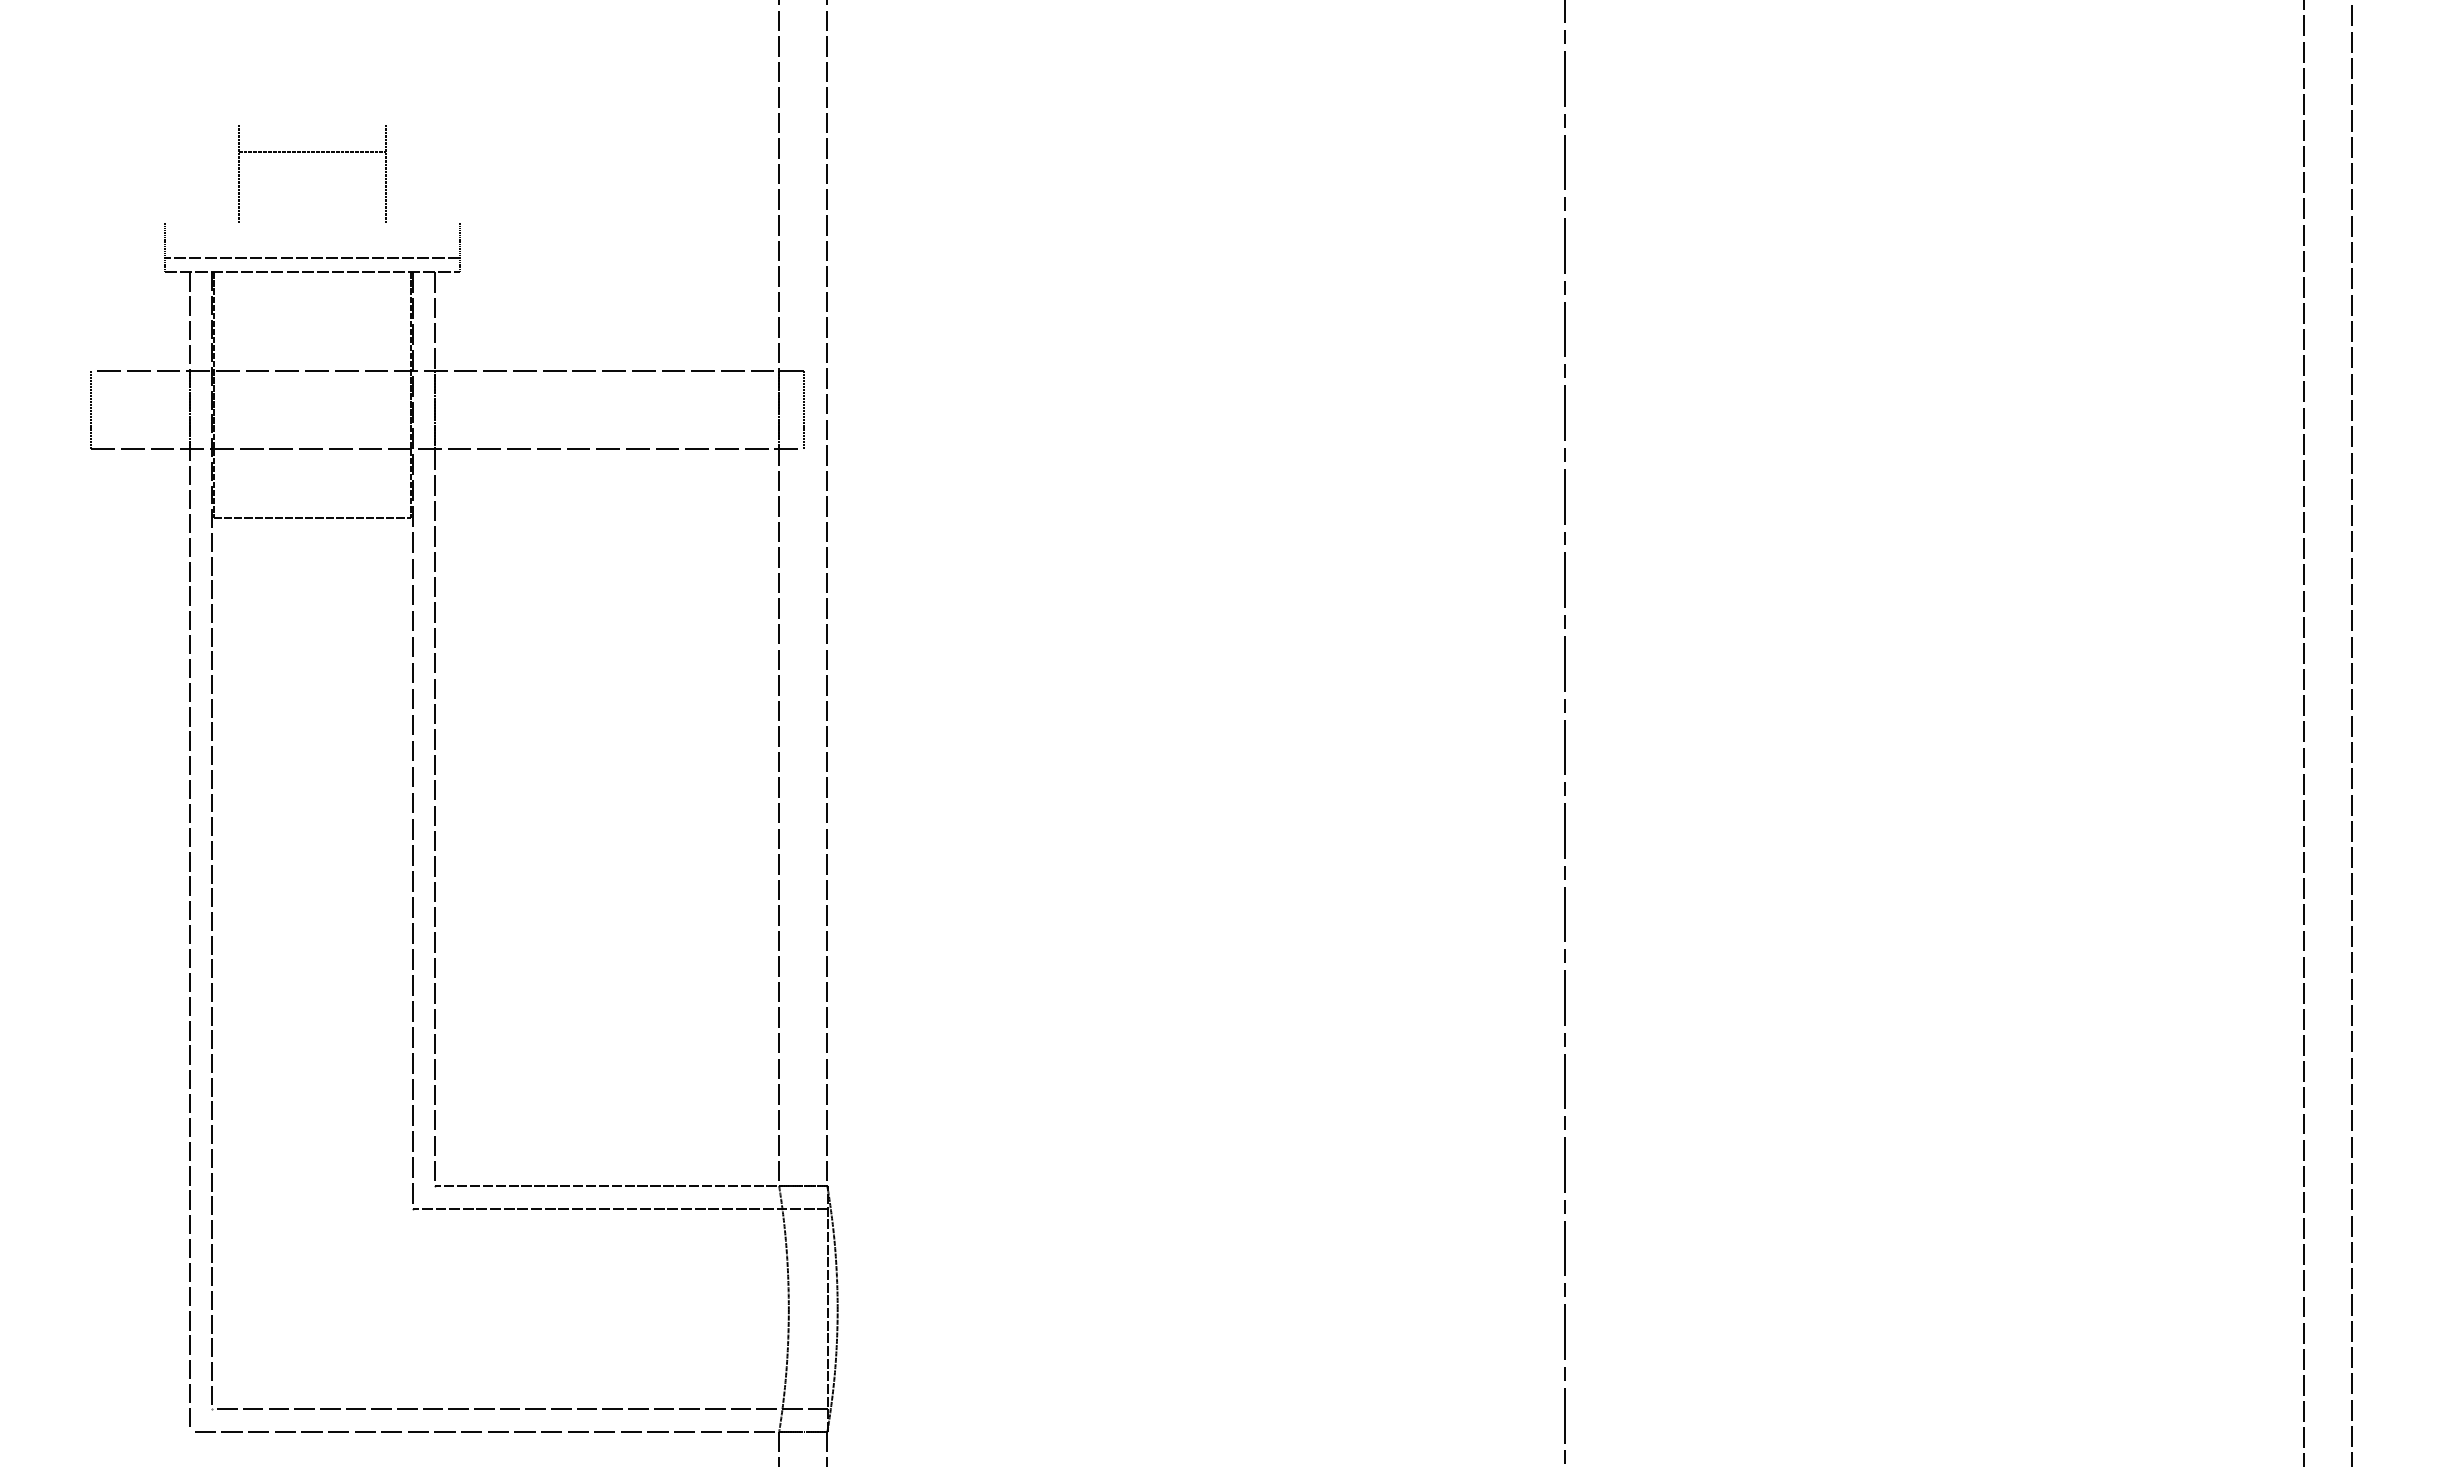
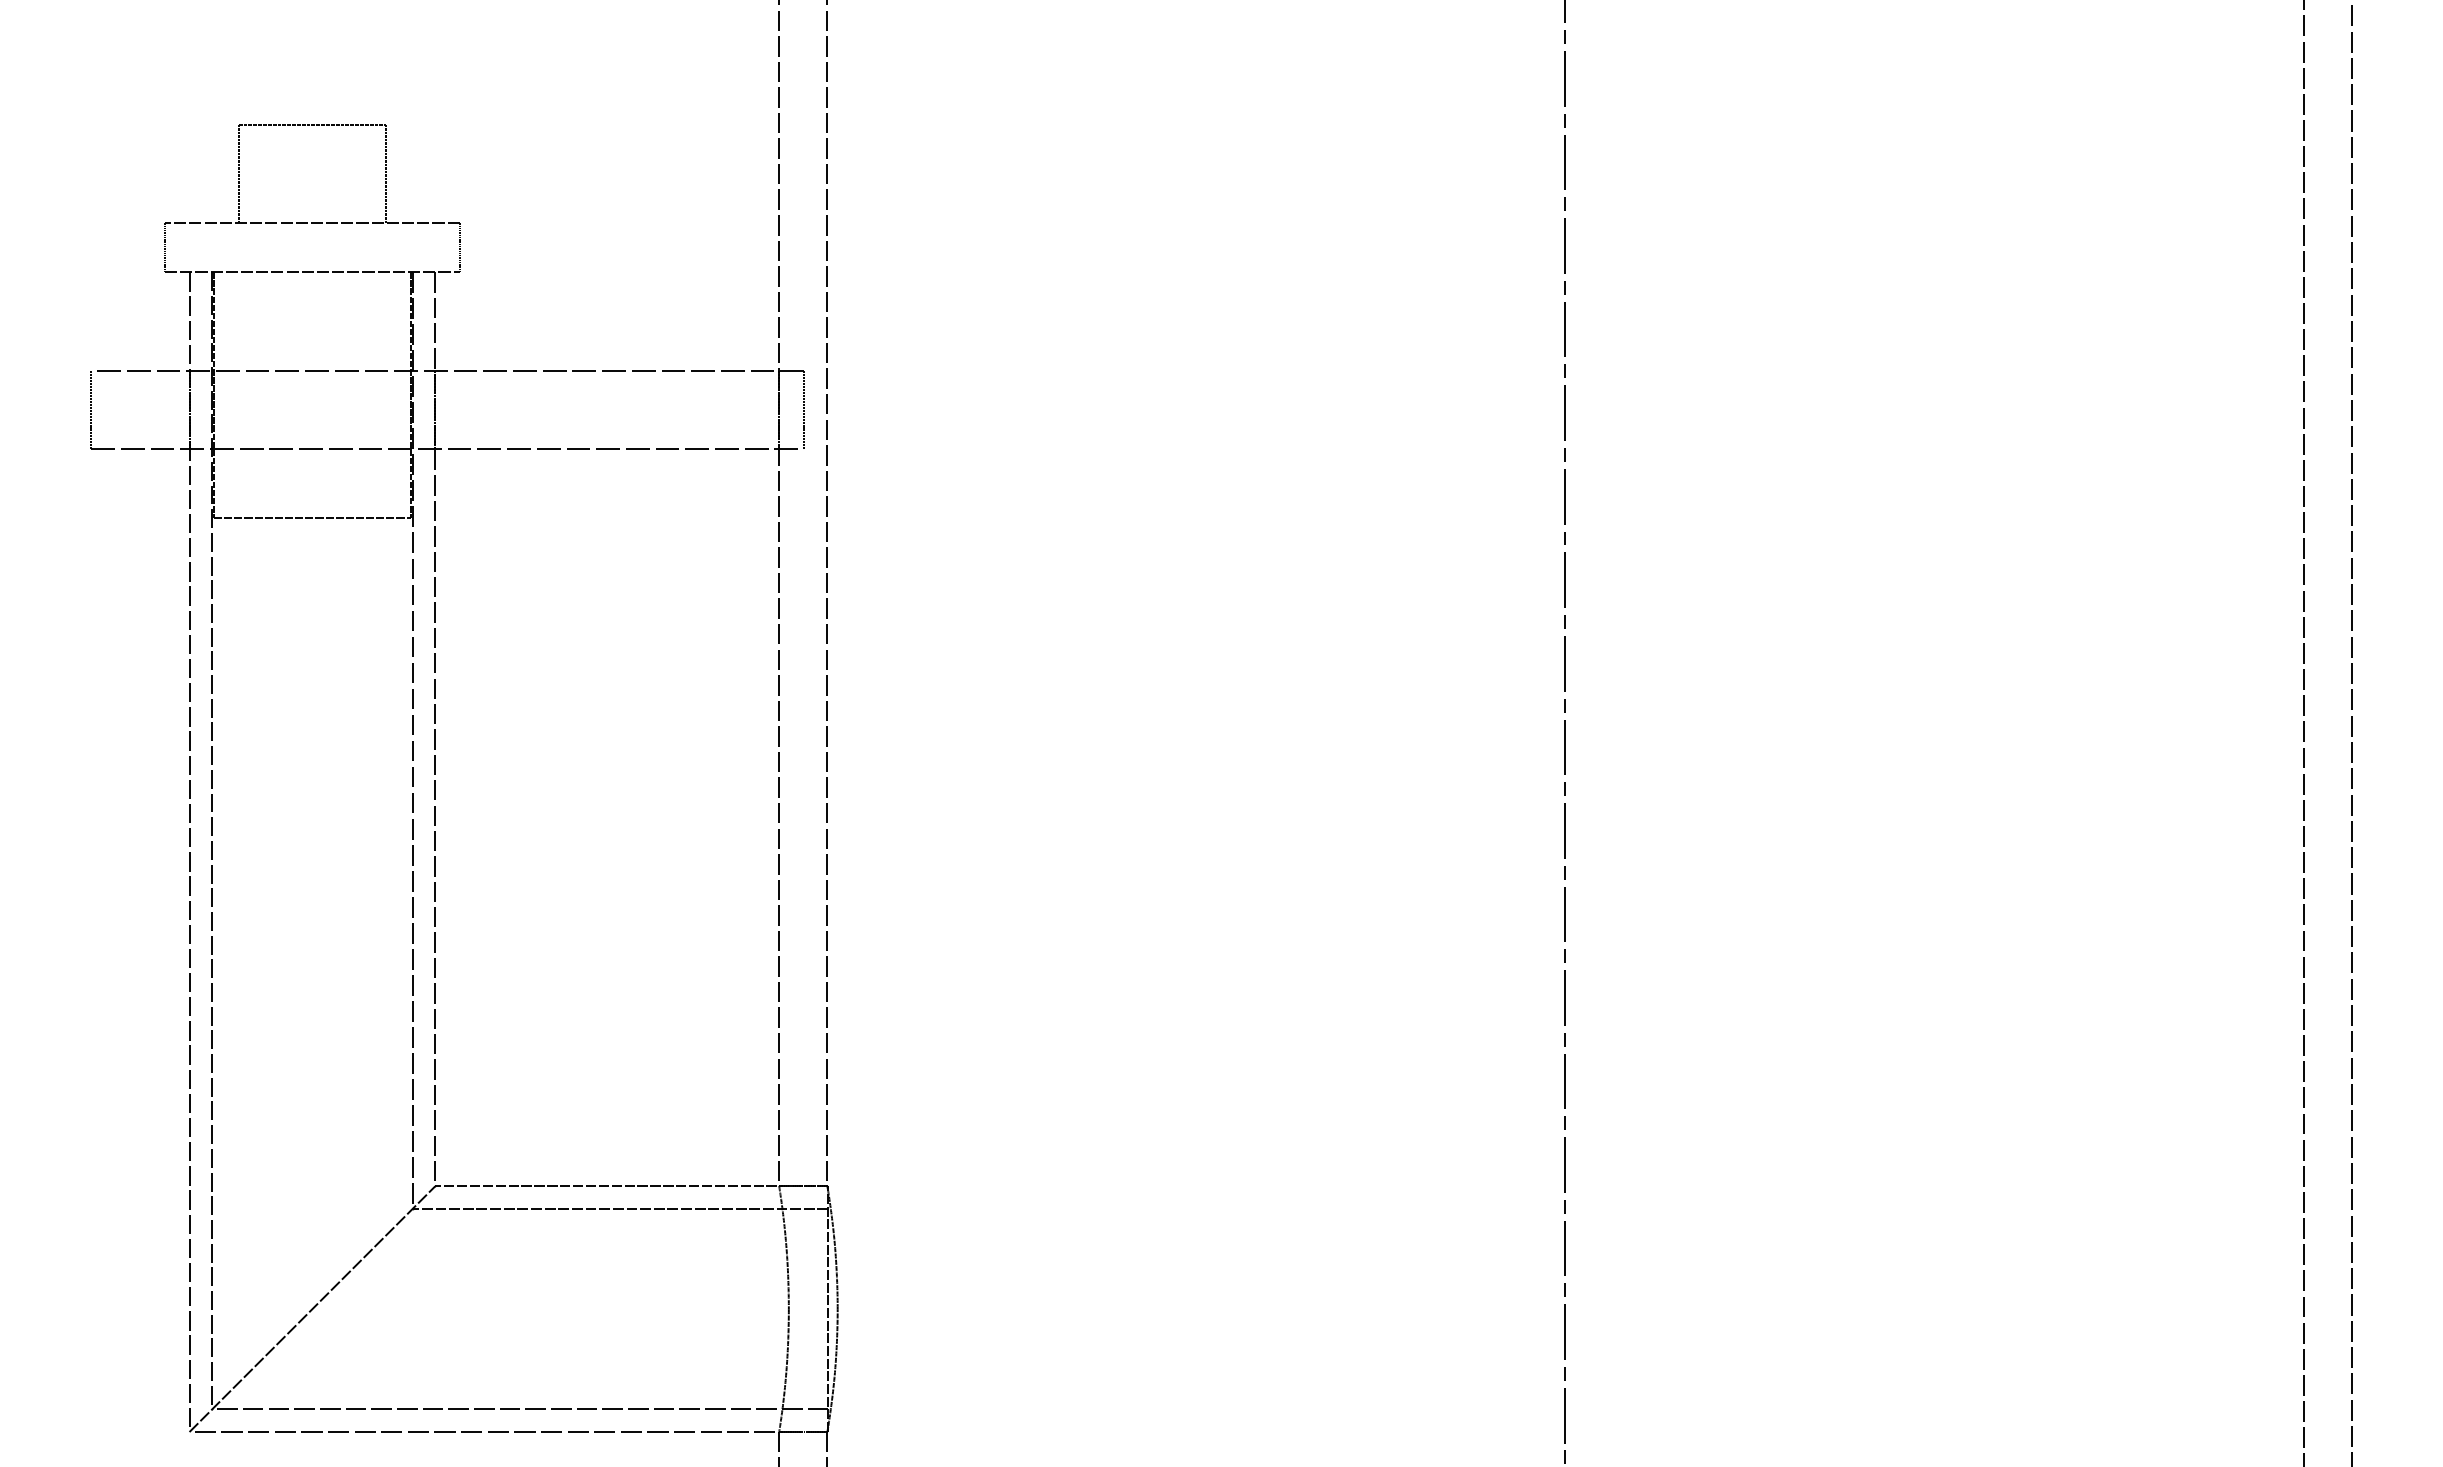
line position: (312, 151) -> (312, 124) (312, 124)
line position: (311, 258) -> (311, 223) (311, 223)
line: none -> present (312, 1309)
